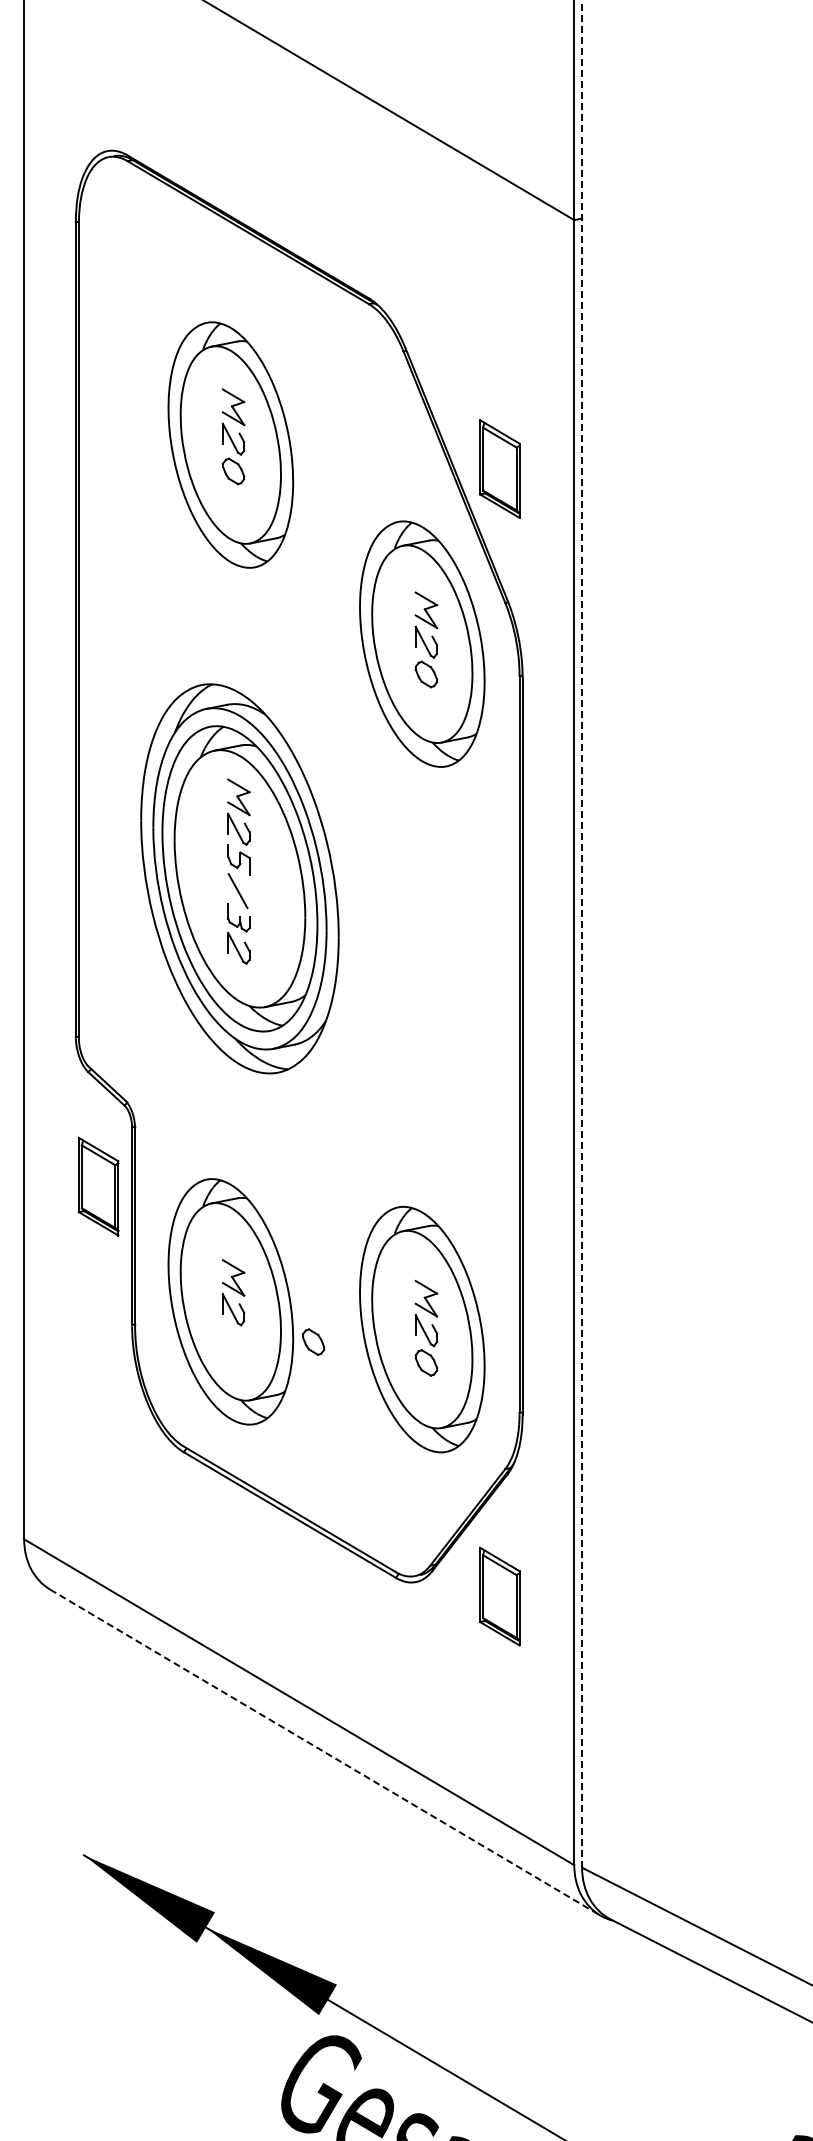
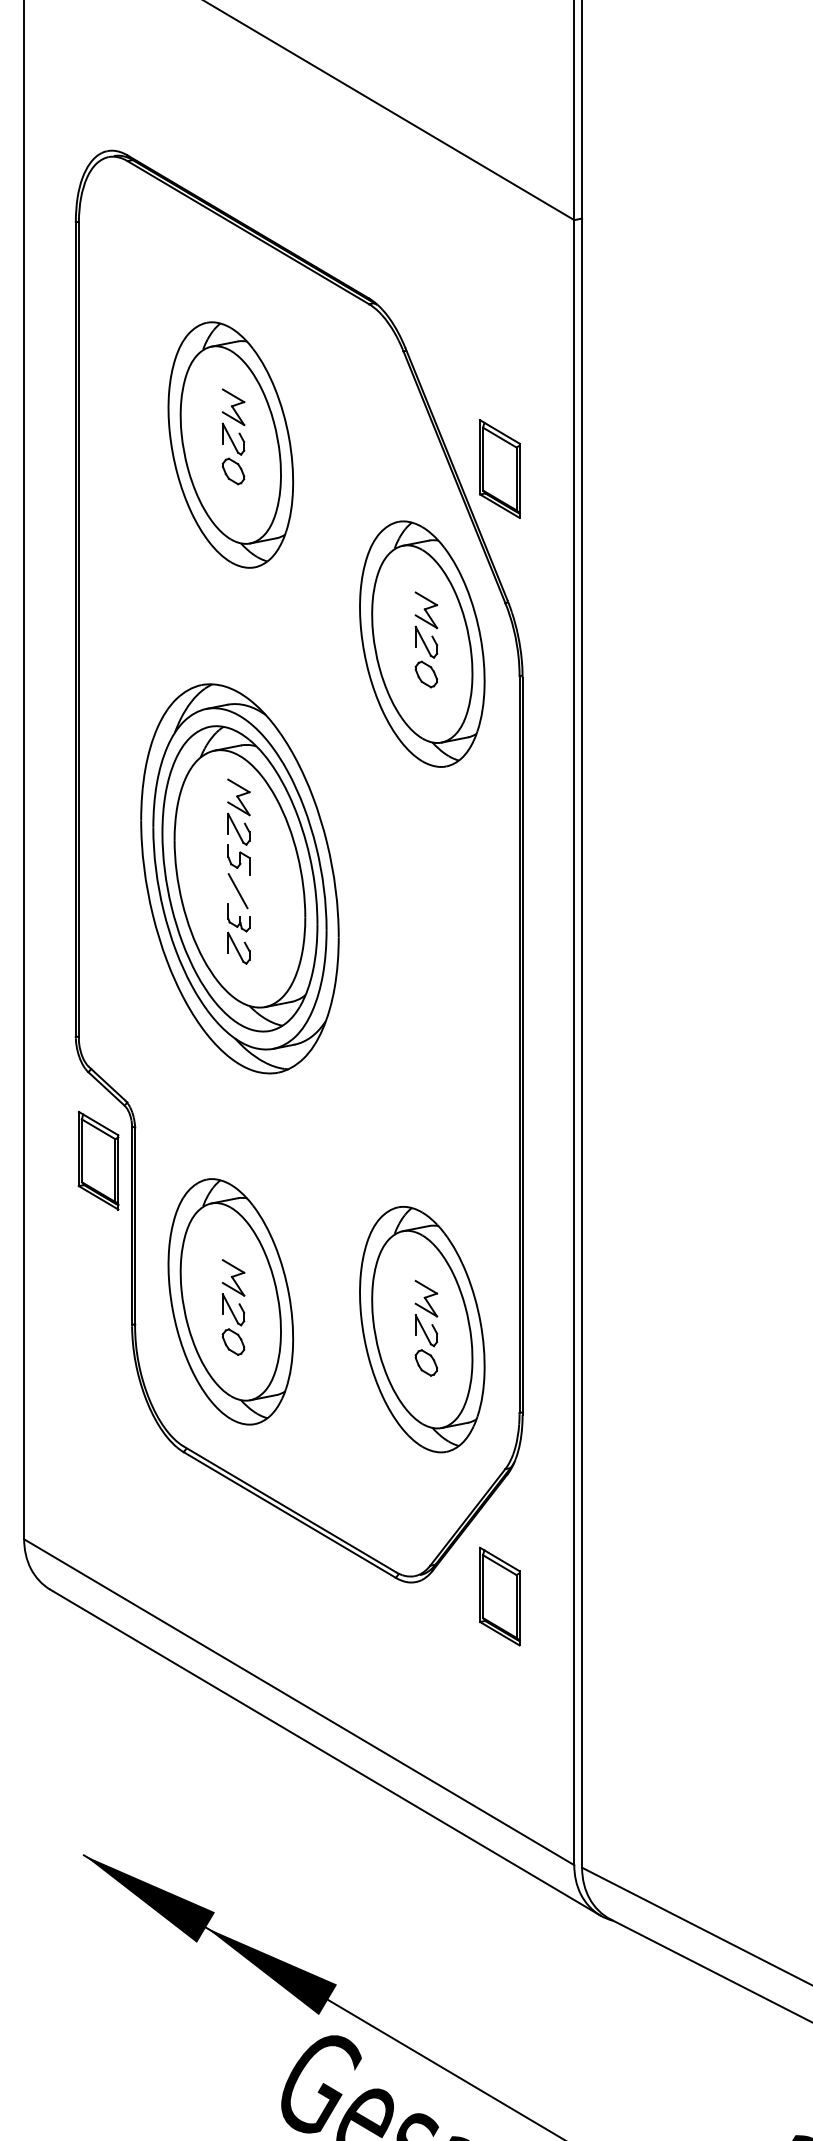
line: dashed -> solid (582, 933)
part position: (98, 1186) -> (98, 1160) (98, 1160)
part position: (313, 1341) -> (233, 1341) (233, 1341)
line: dashed -> solid (325, 1752)
